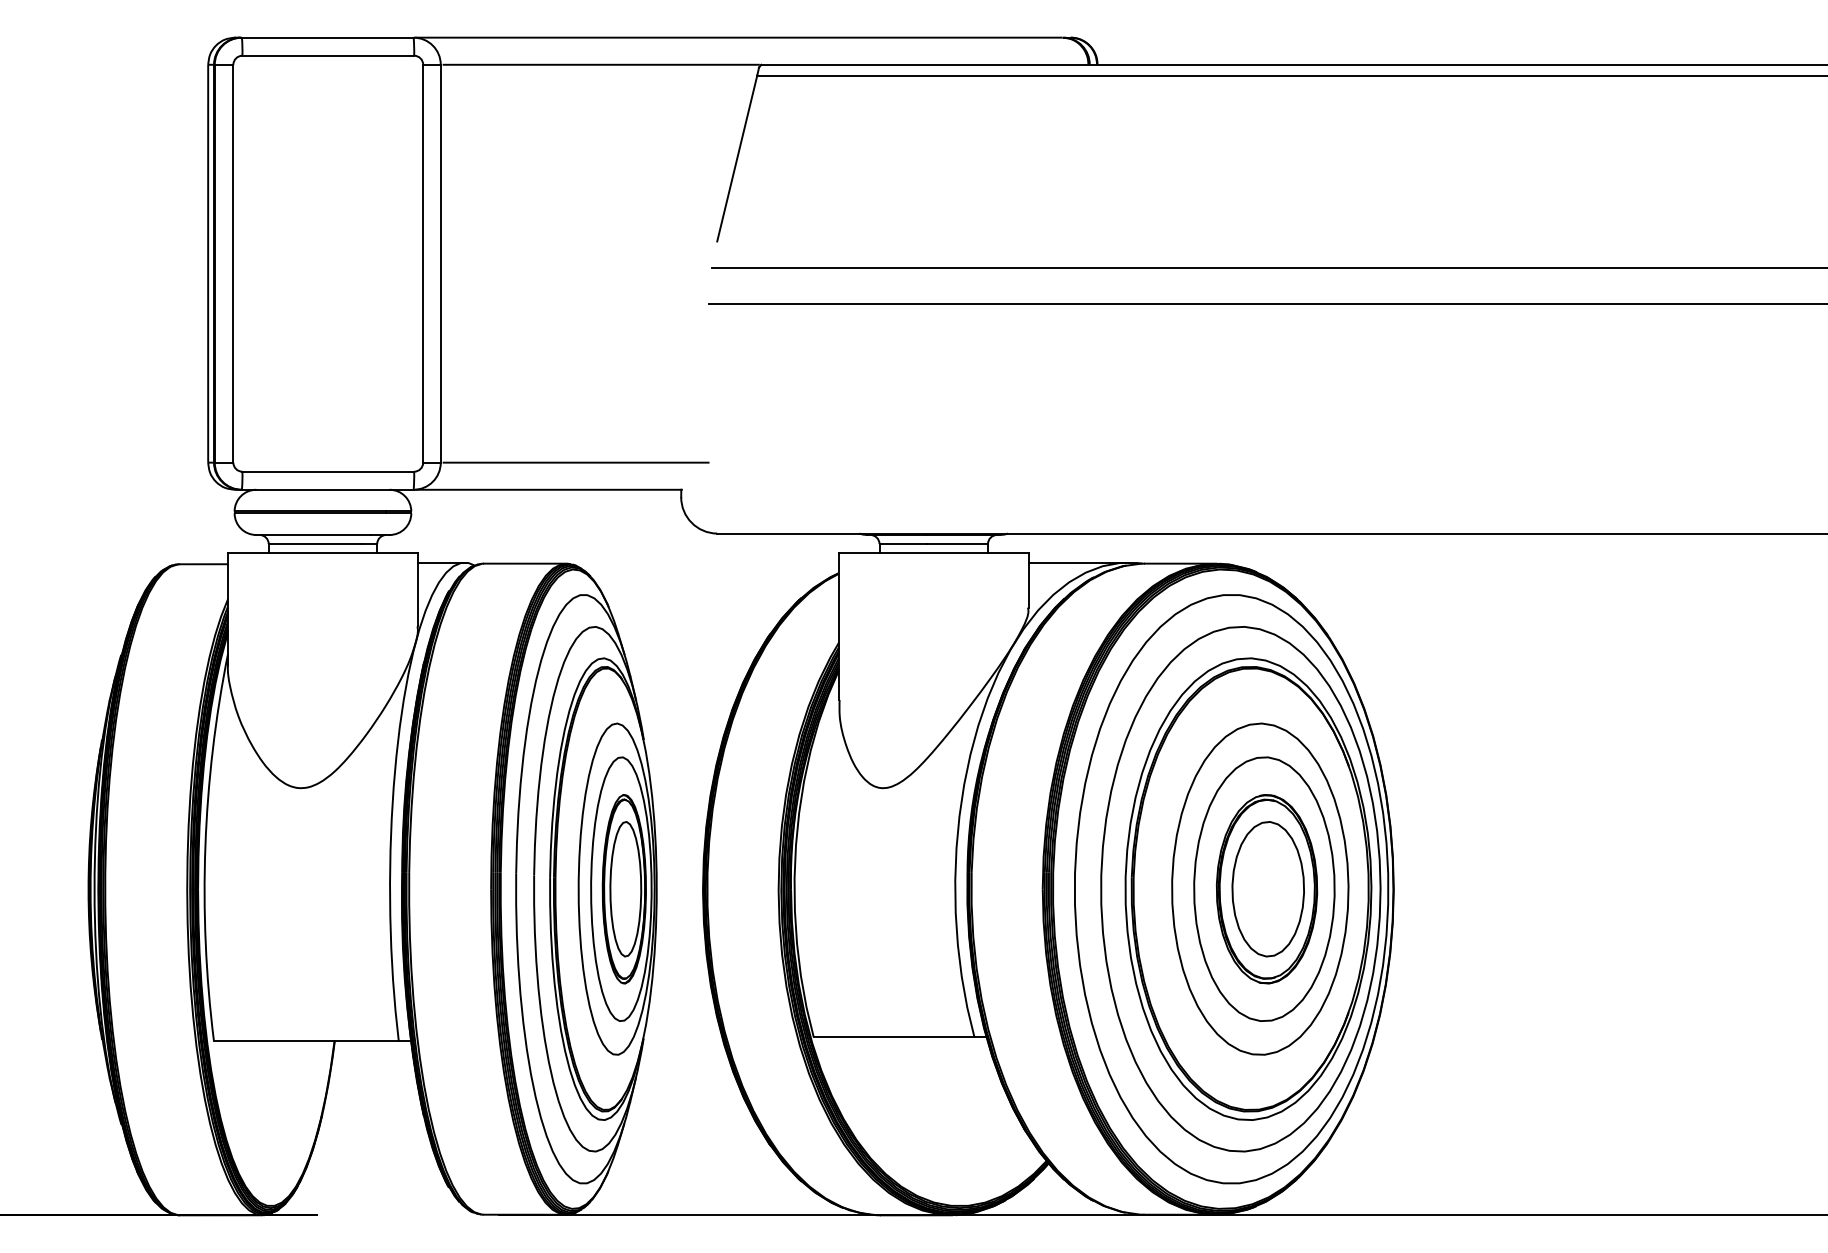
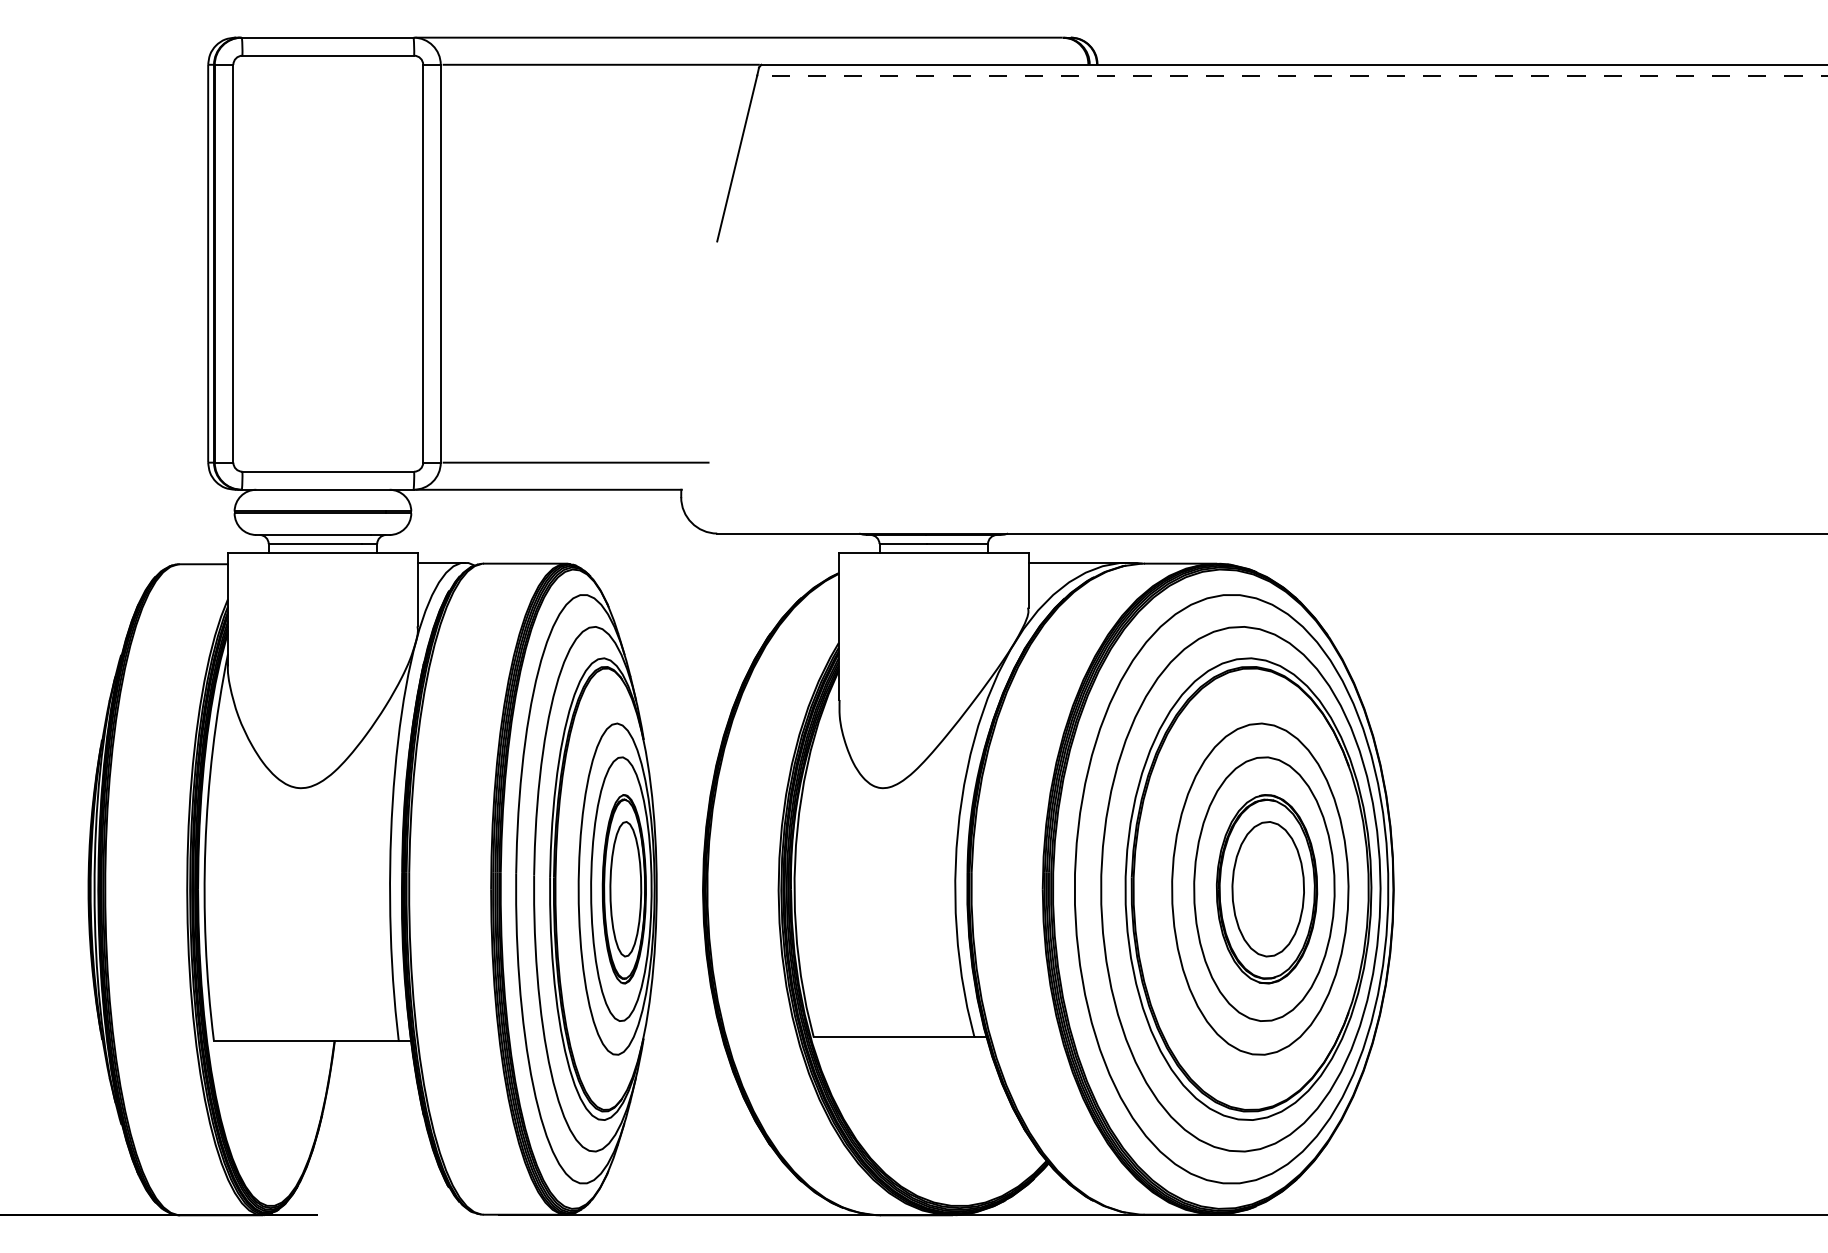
line: solid -> dashed (1292, 75)
line: present -> none (1267, 268)
line: present -> none (1266, 303)
